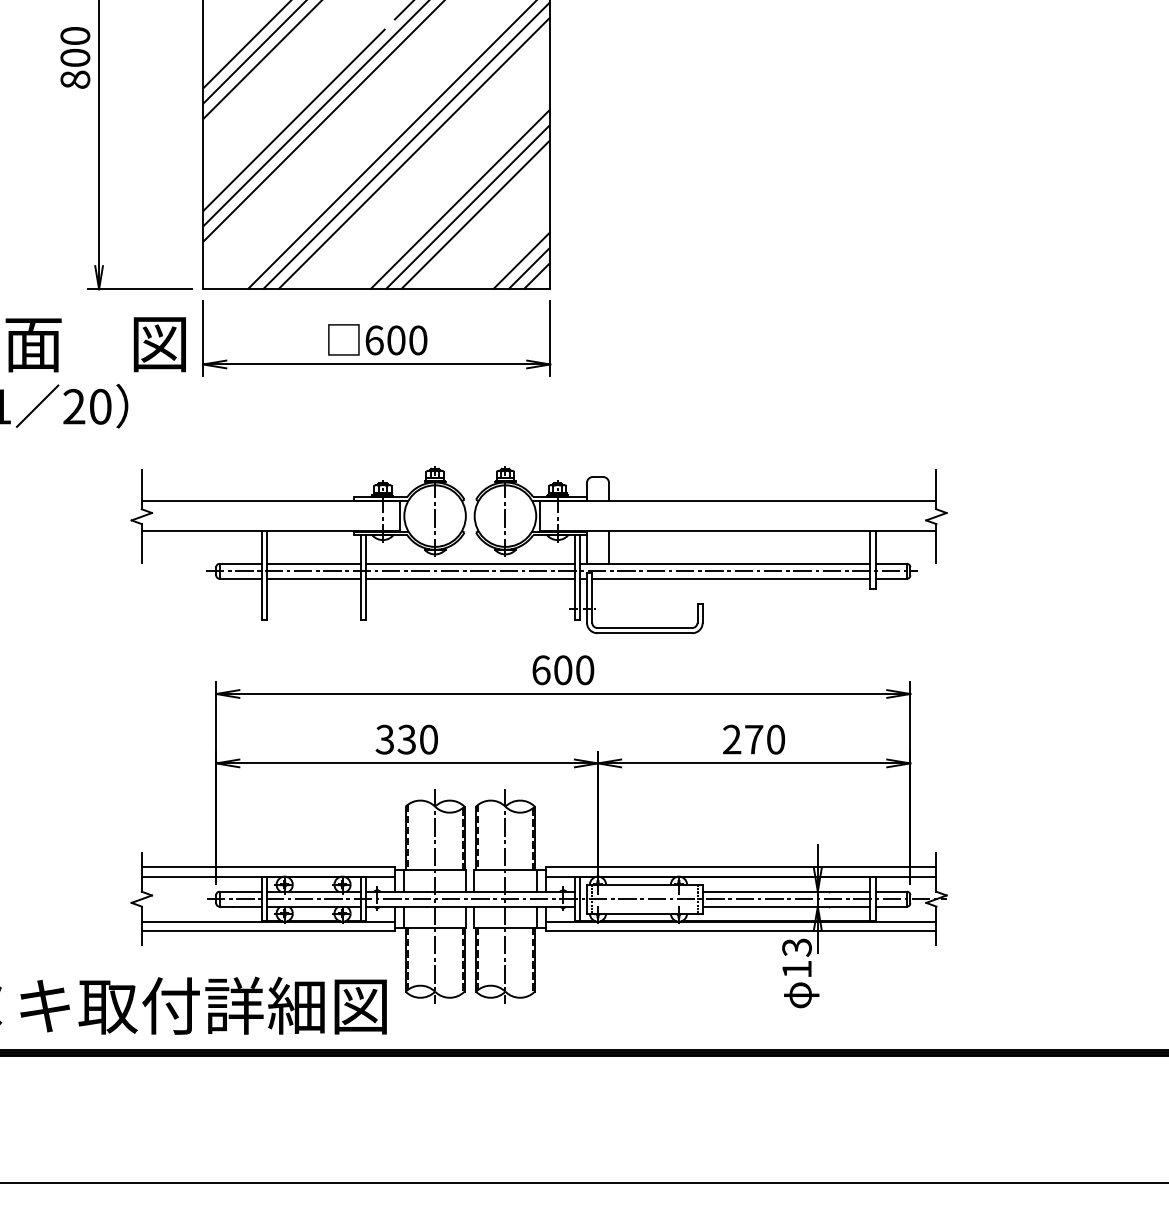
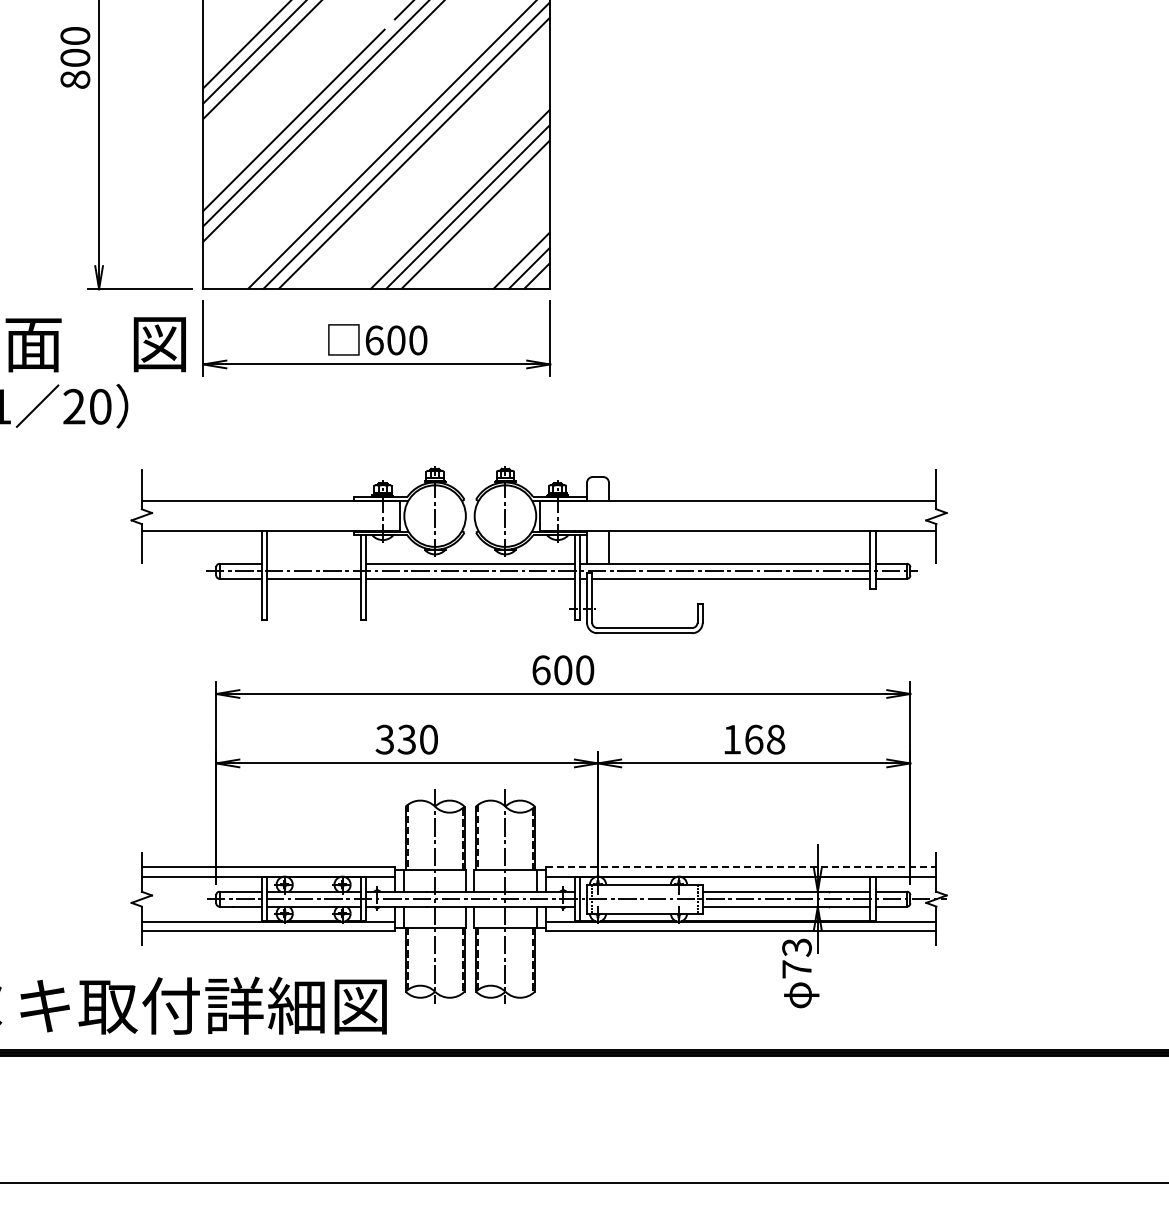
line: present -> none (313, 563)
text: 270 -> 168 (754, 739)
line: solid -> dashed (741, 867)
text: 13 -> 73 (796, 969)
